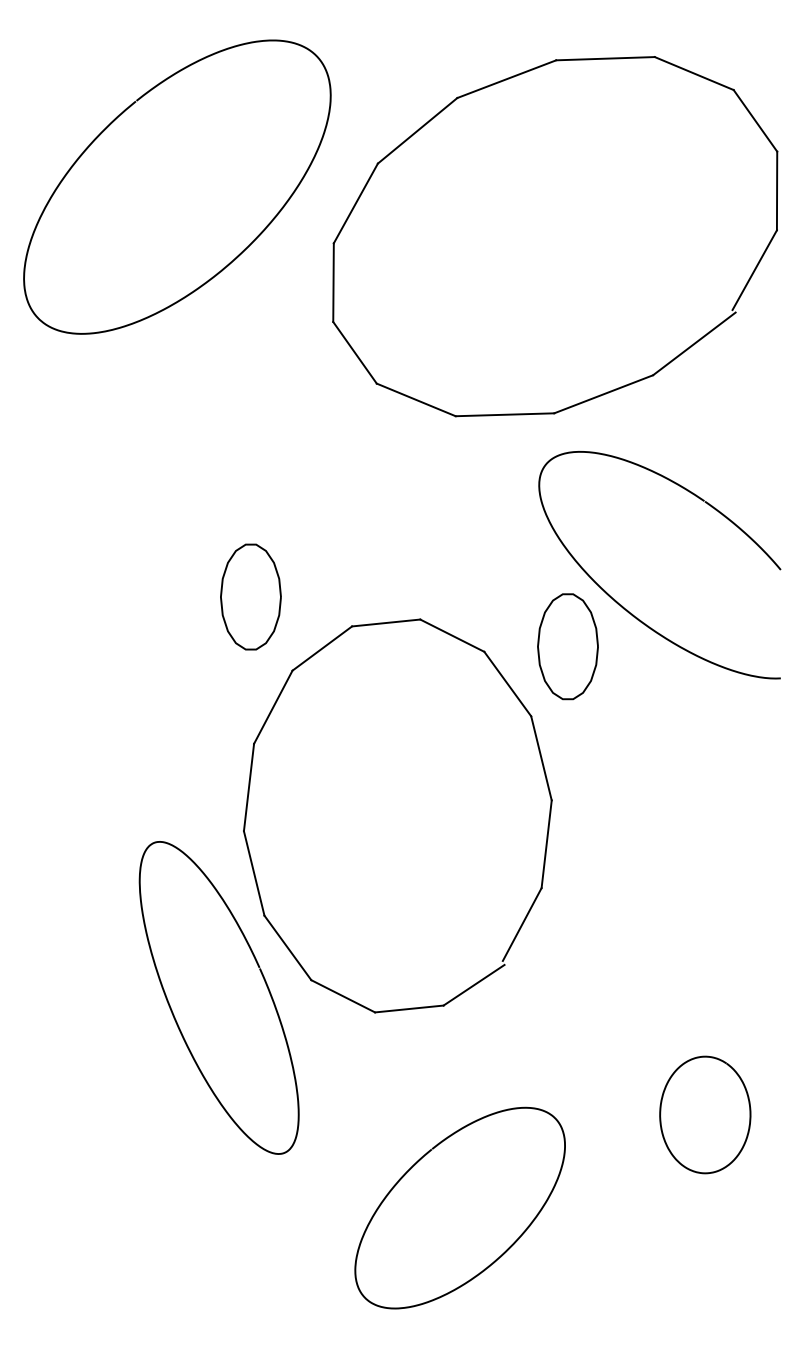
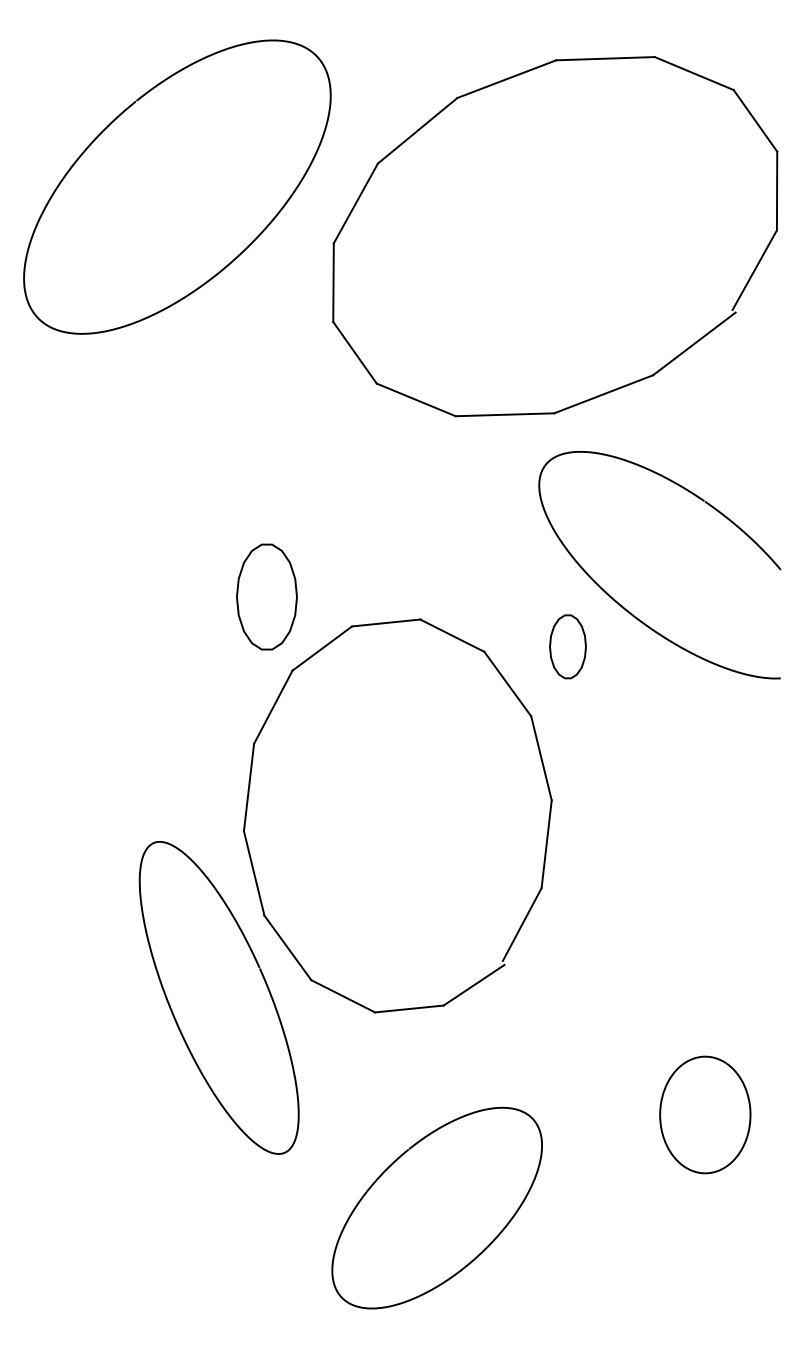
part position: (250, 596) -> (266, 596) (266, 596)
part size: 62x108 px -> 38x66 px (567, 646)
curve position: (416, 1164) -> (393, 1164) (393, 1164)
